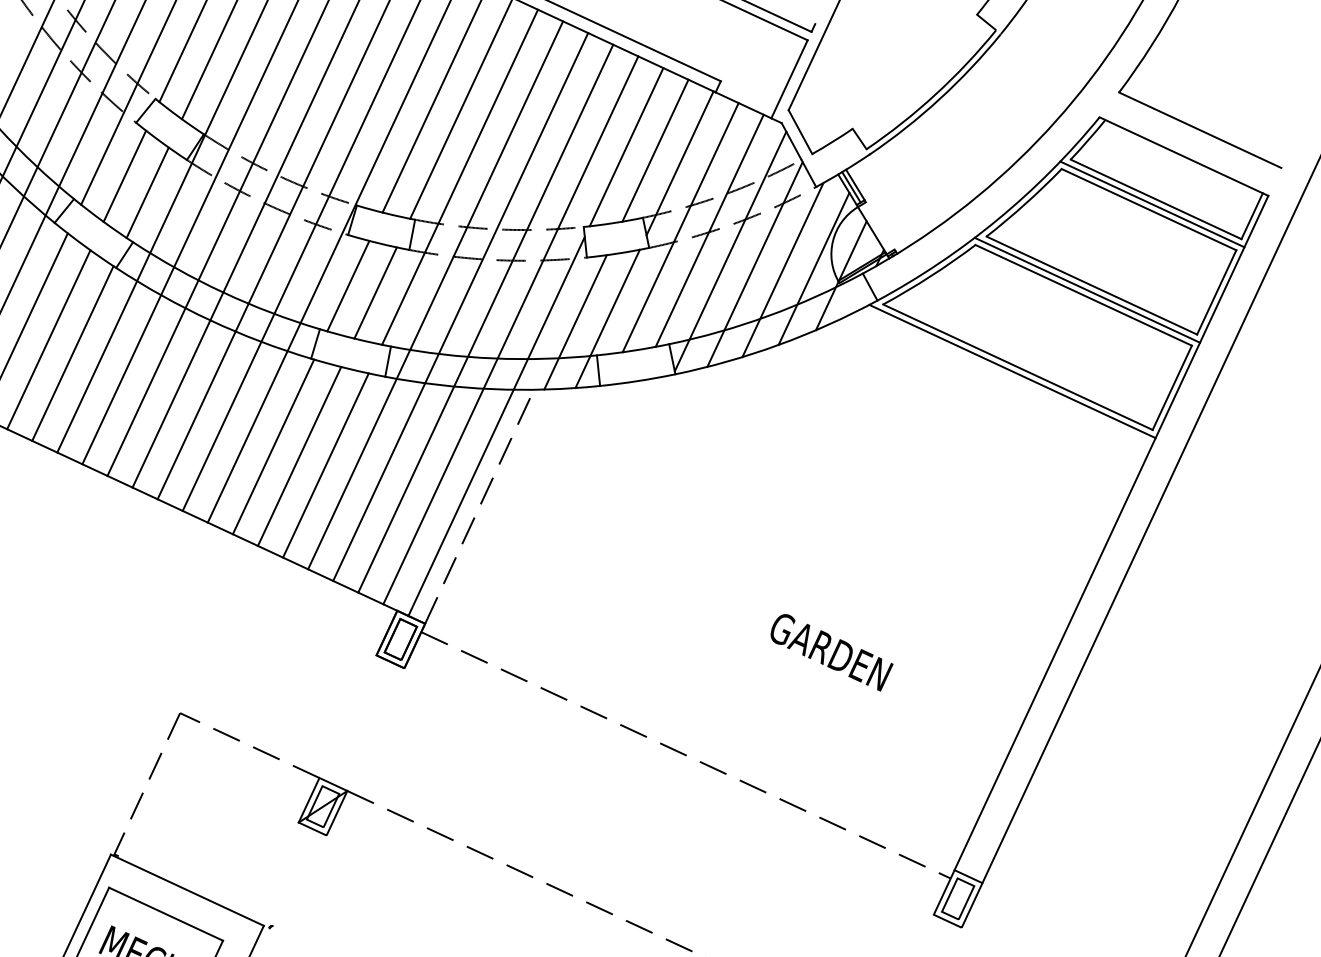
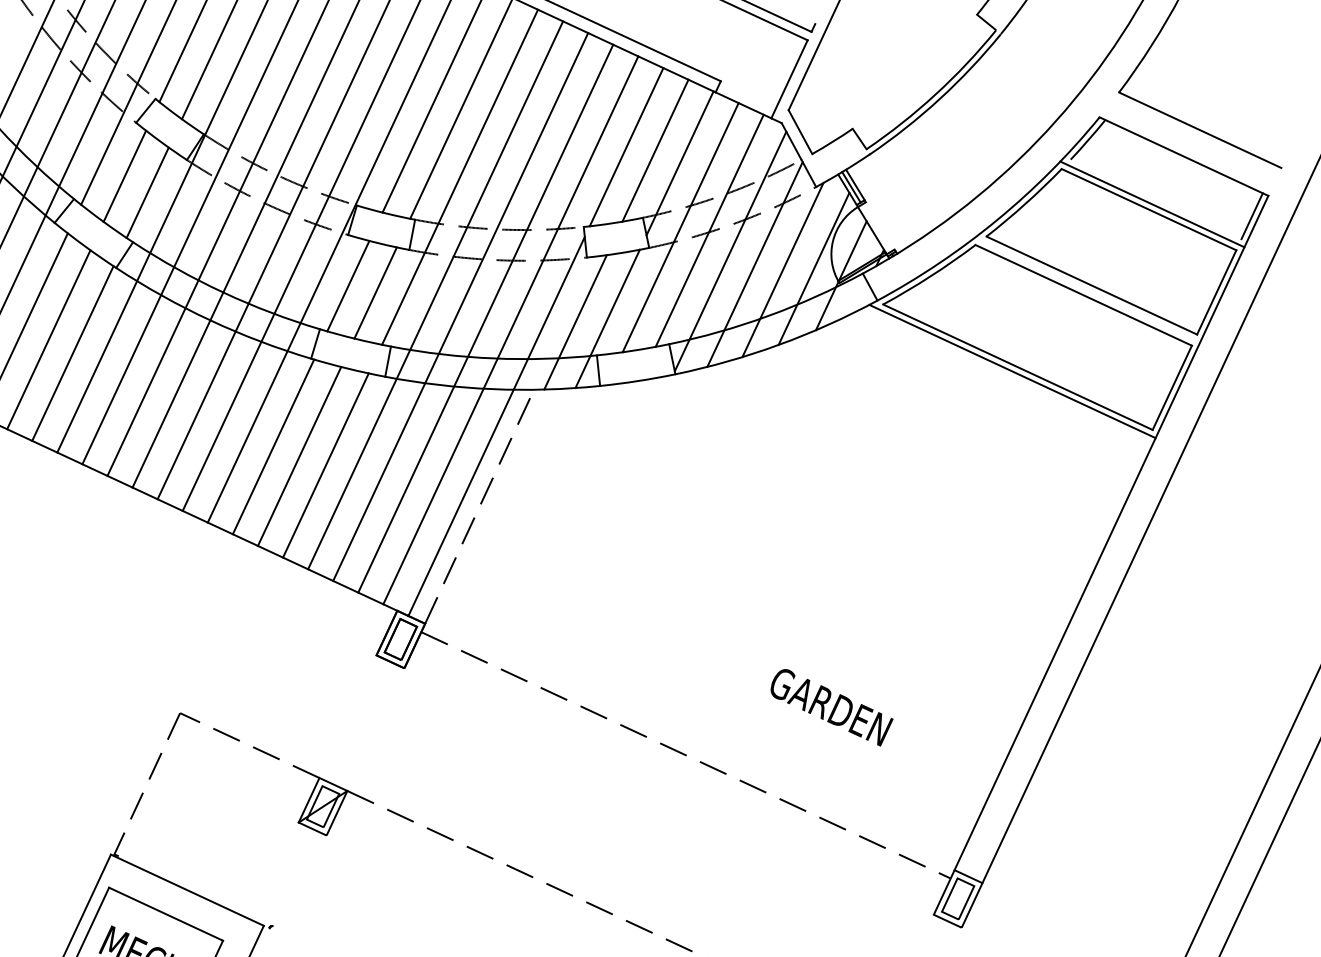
line: present -> none (1155, 199)
line: present -> none (1087, 289)
text position: (831, 652) -> (831, 707) (831, 707)
